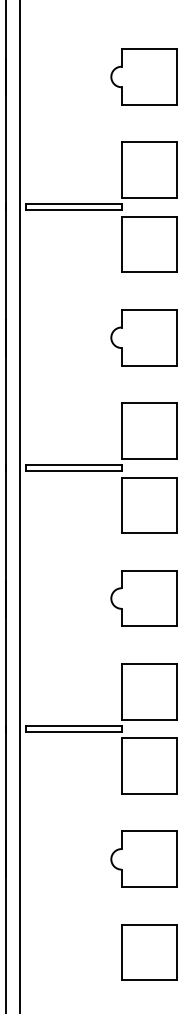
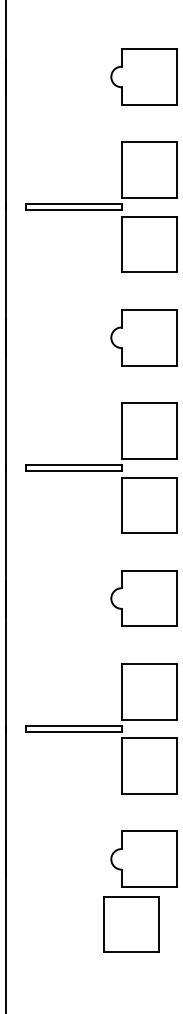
line: present -> none (20, 506)
part position: (149, 952) -> (131, 924) (131, 924)
